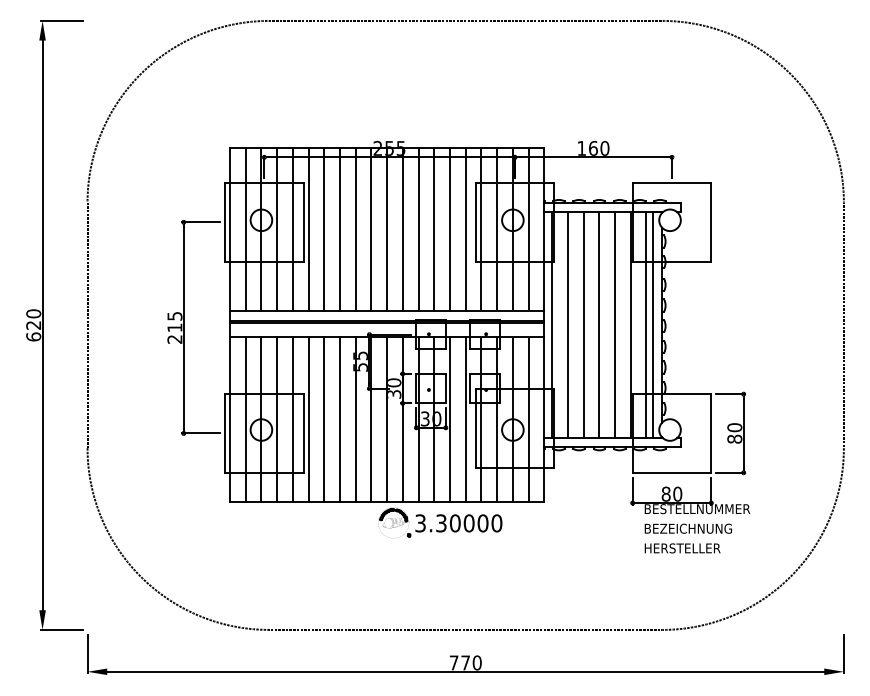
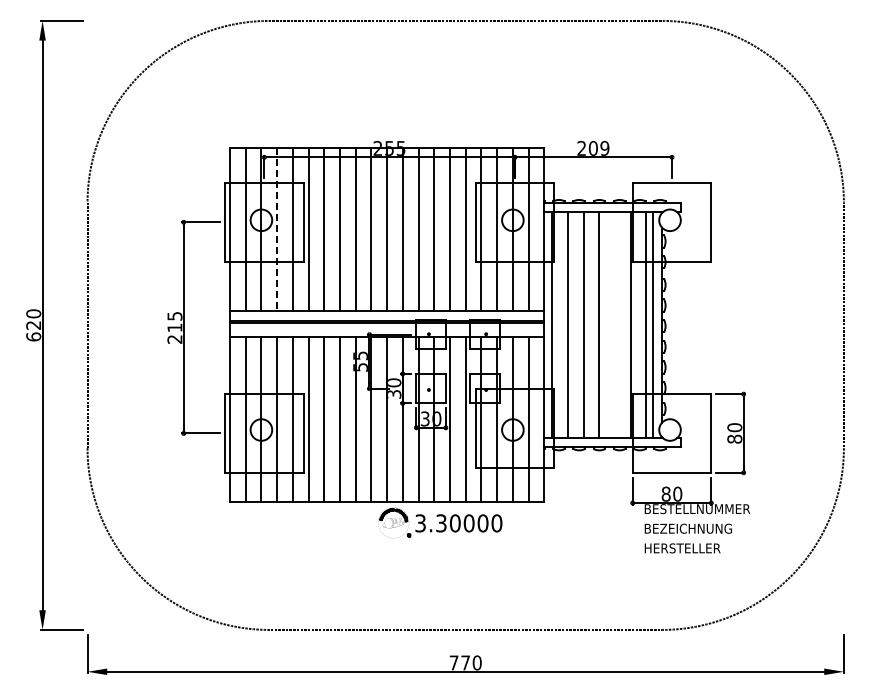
text: 160 -> 209 (593, 147)
line: solid -> dashed (277, 230)
line: present -> none (615, 324)
